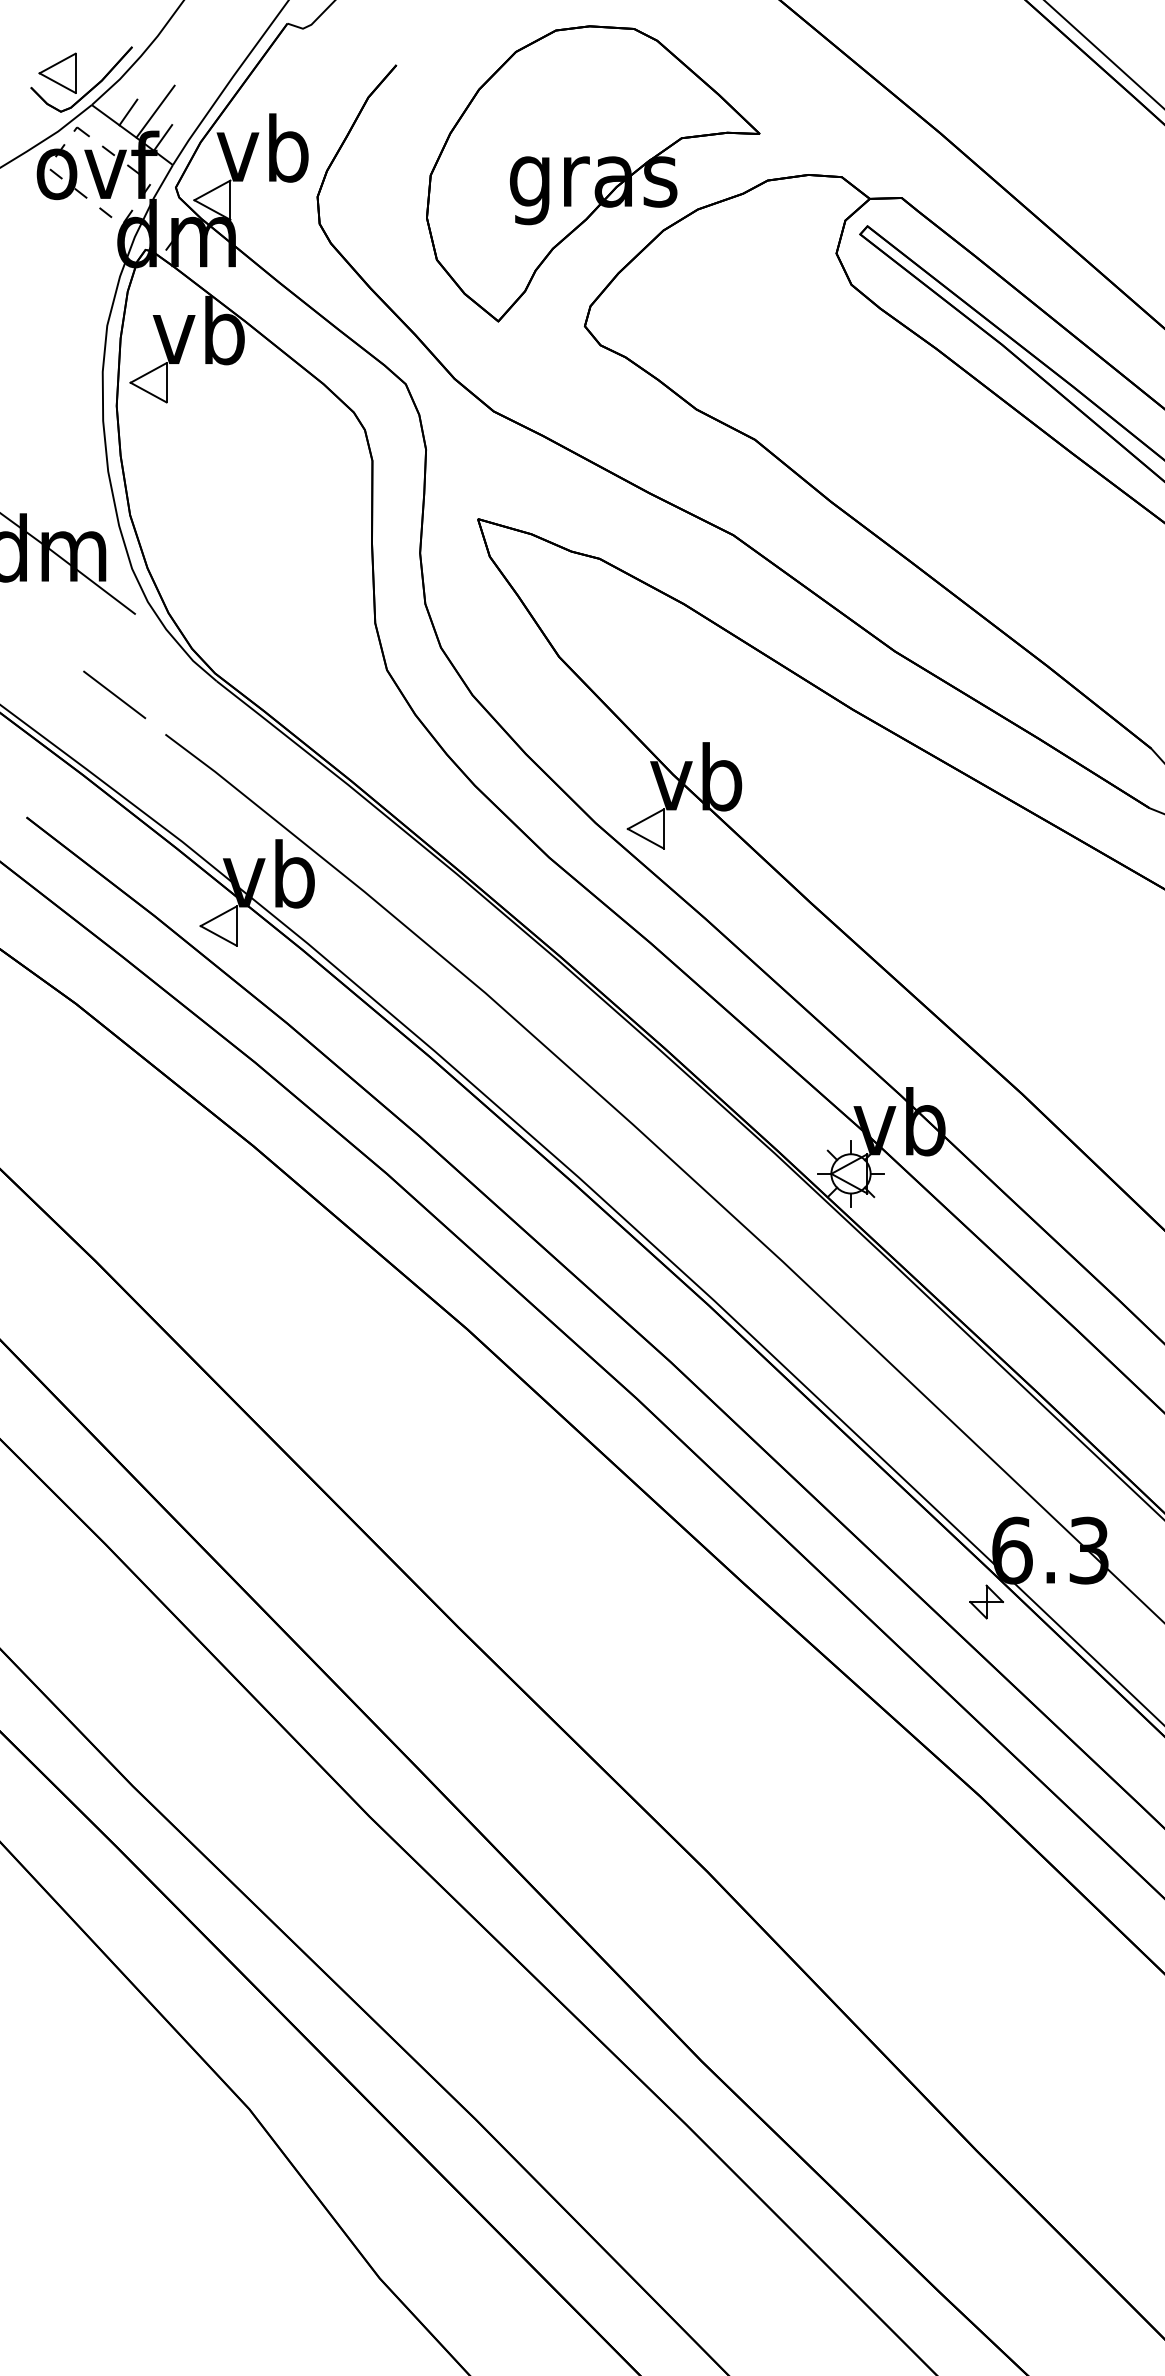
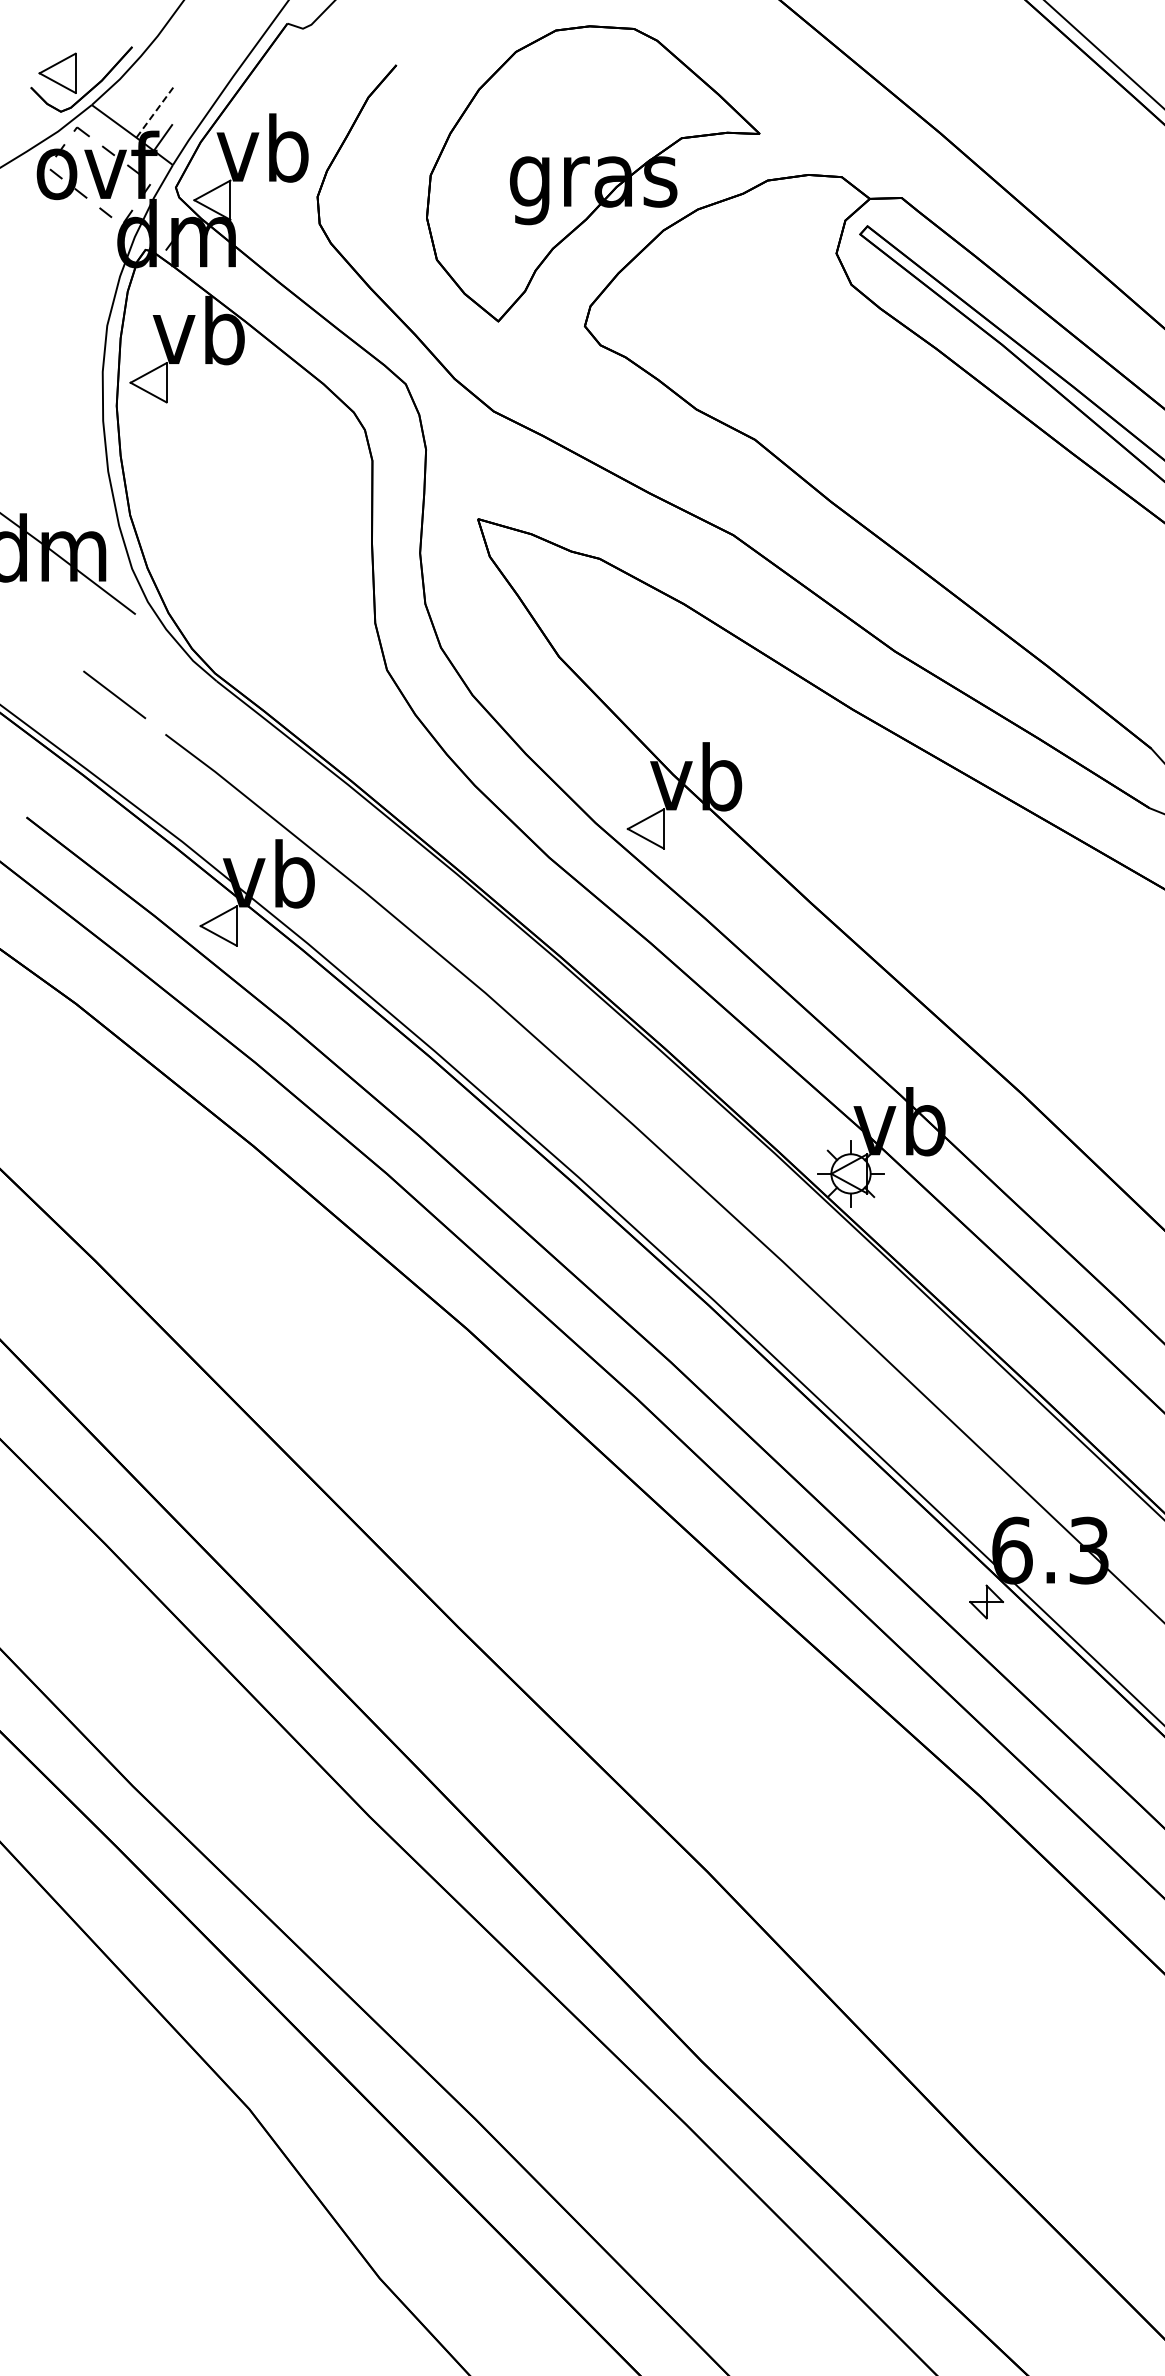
line: solid -> dashed (155, 111)
line: present -> none (128, 112)
